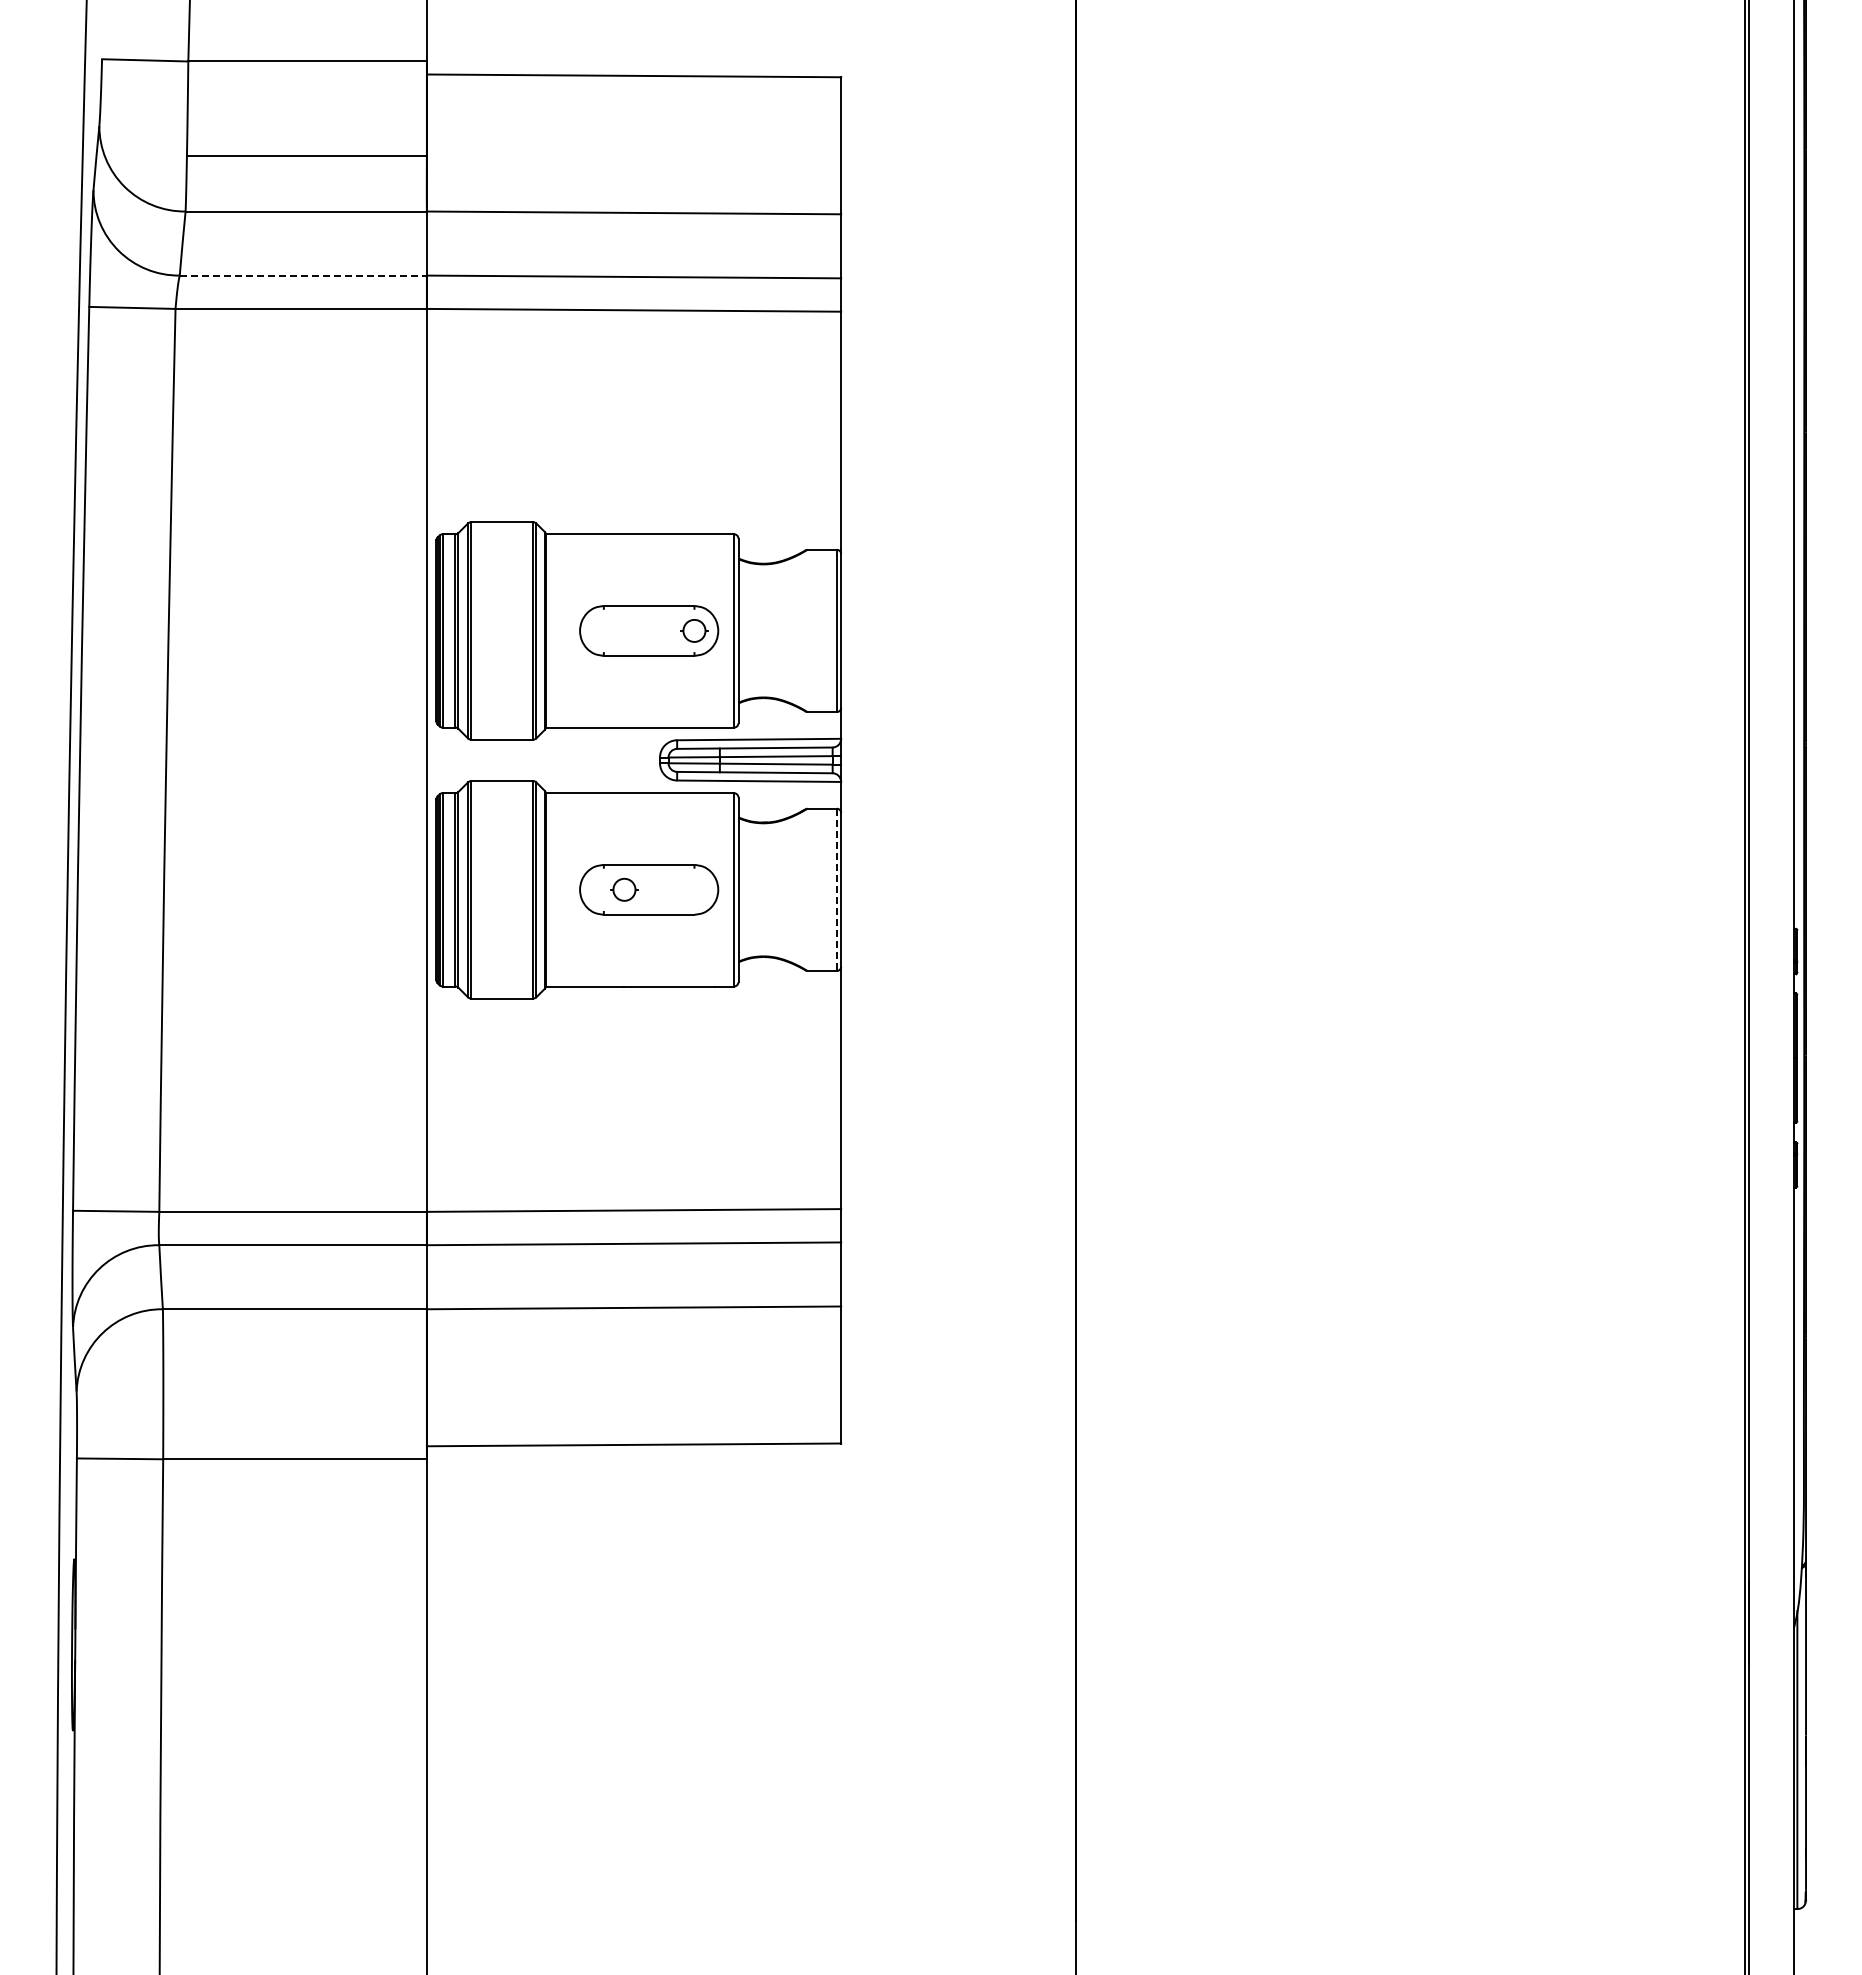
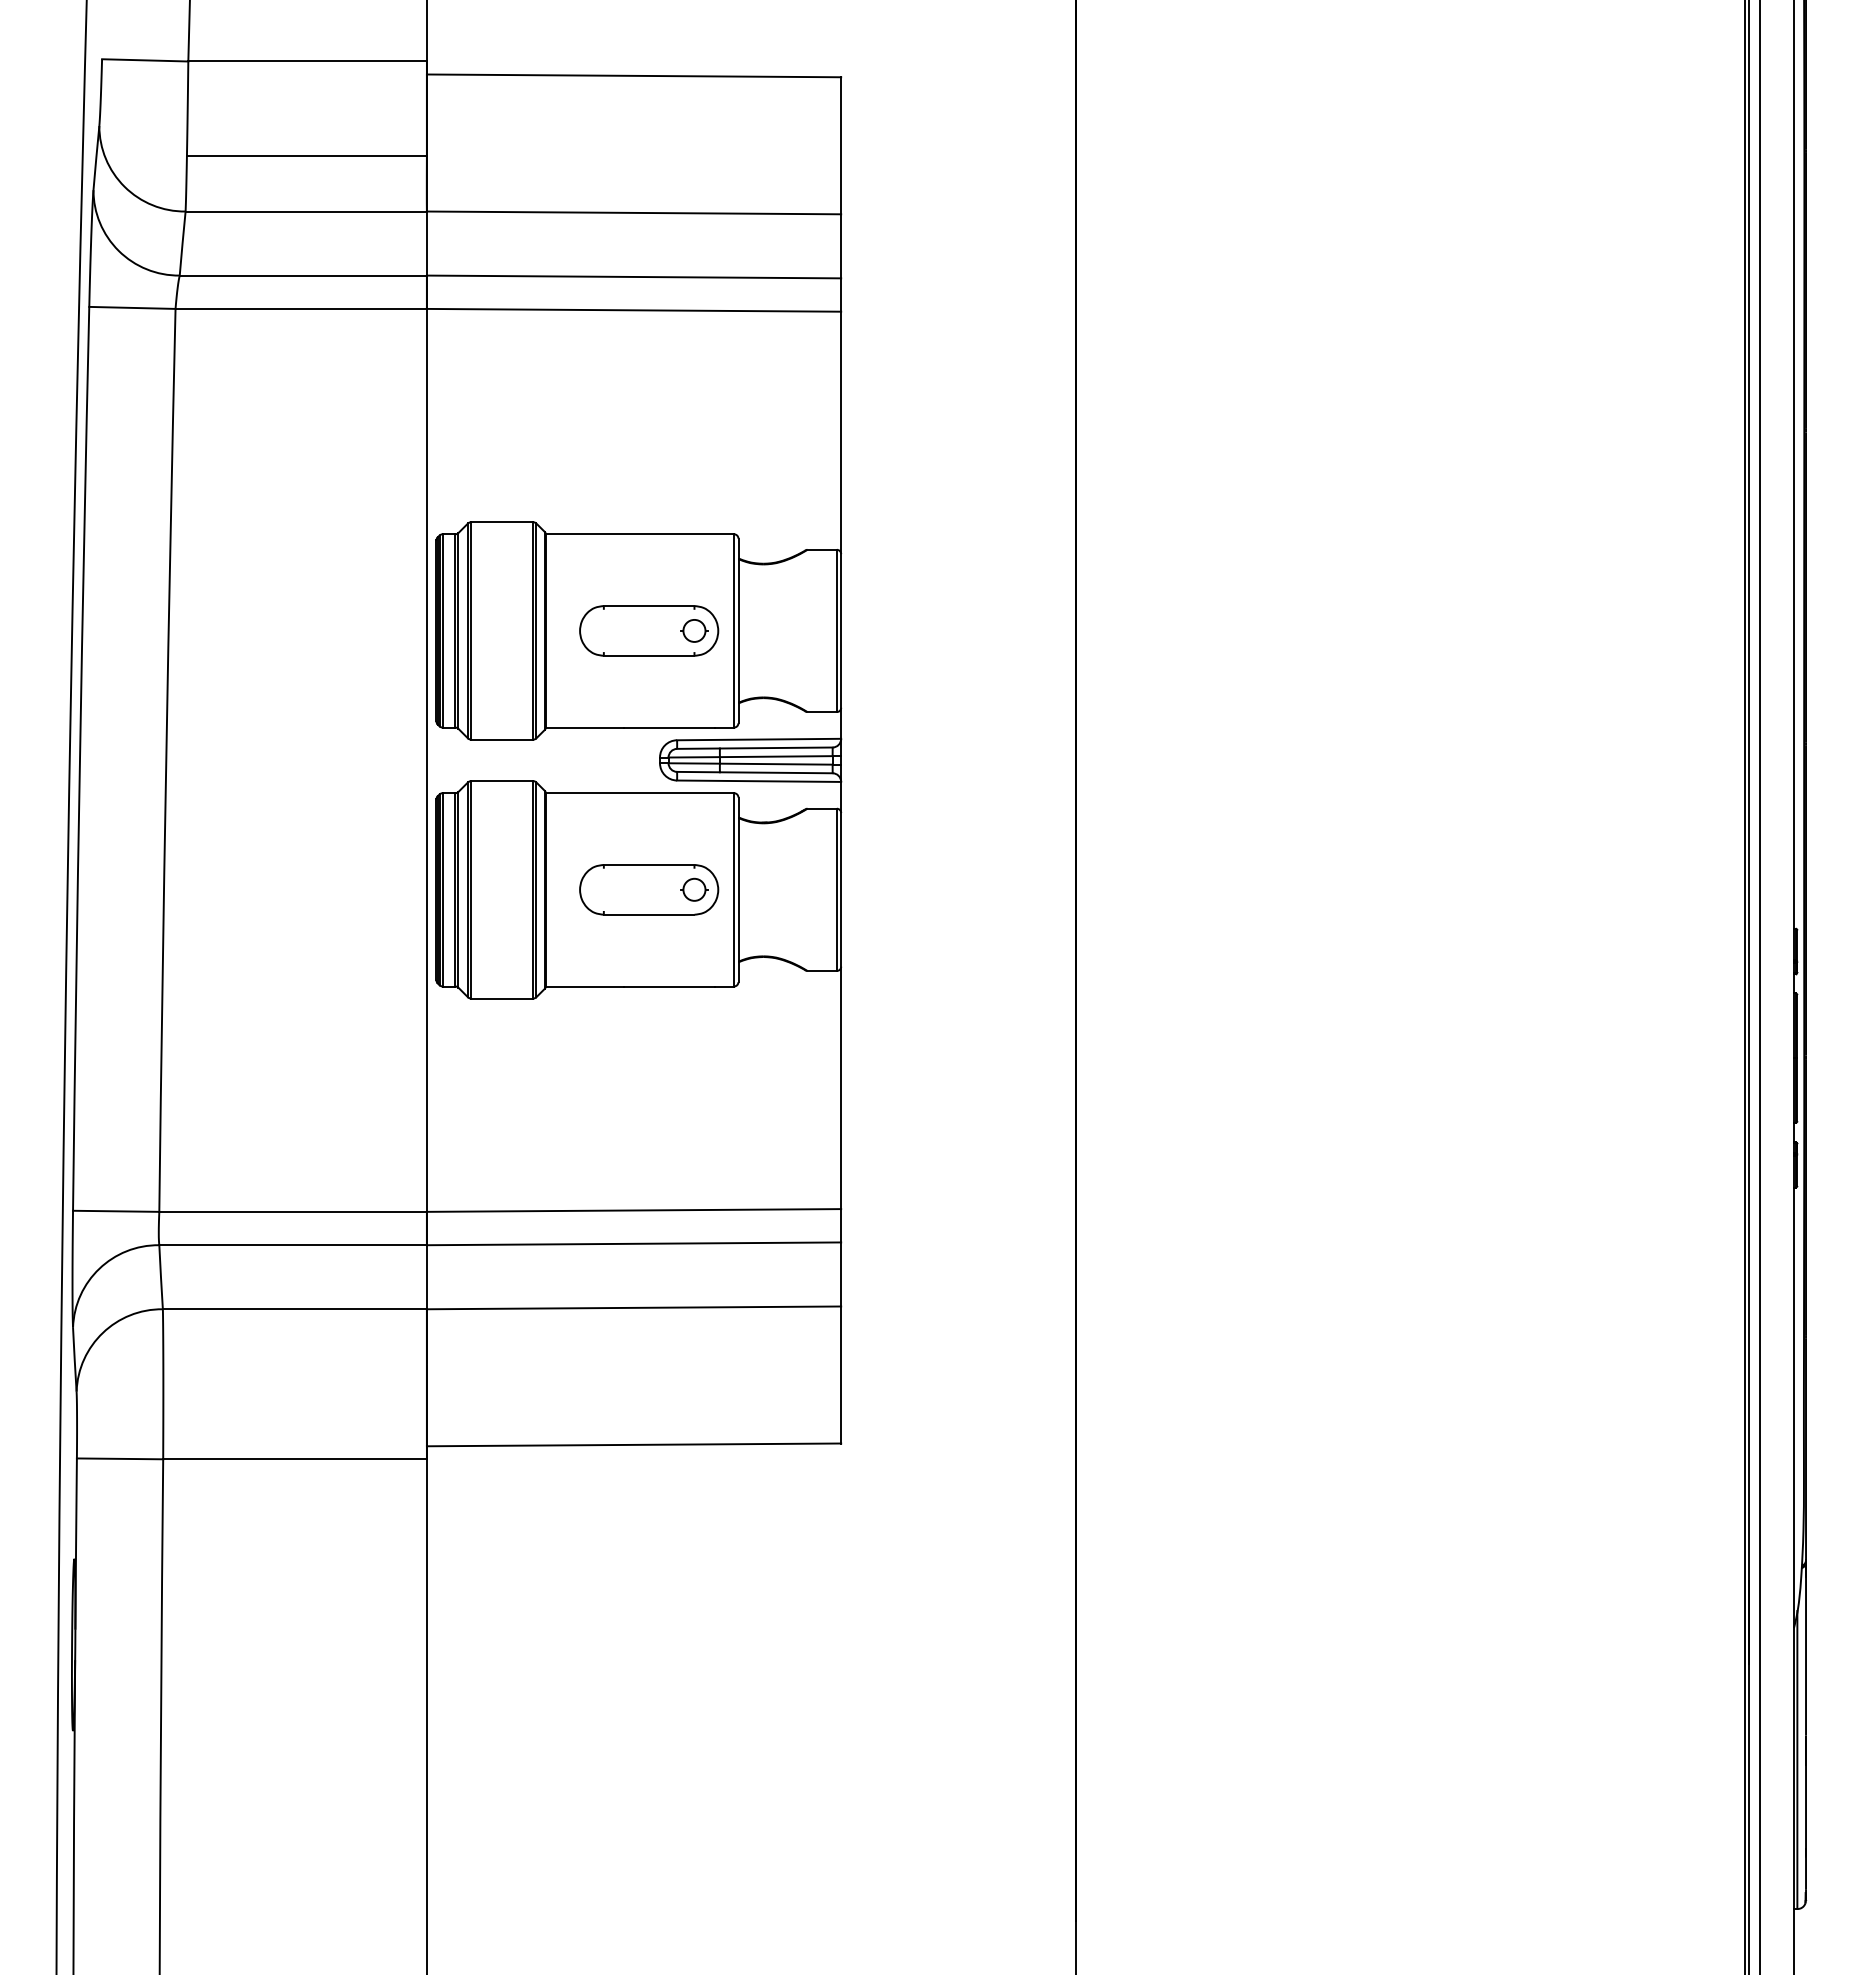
line: dashed -> solid (303, 275)
part position: (624, 889) -> (694, 889) (694, 889)
line: dashed -> solid (836, 890)
line: none -> present (1759, 986)
